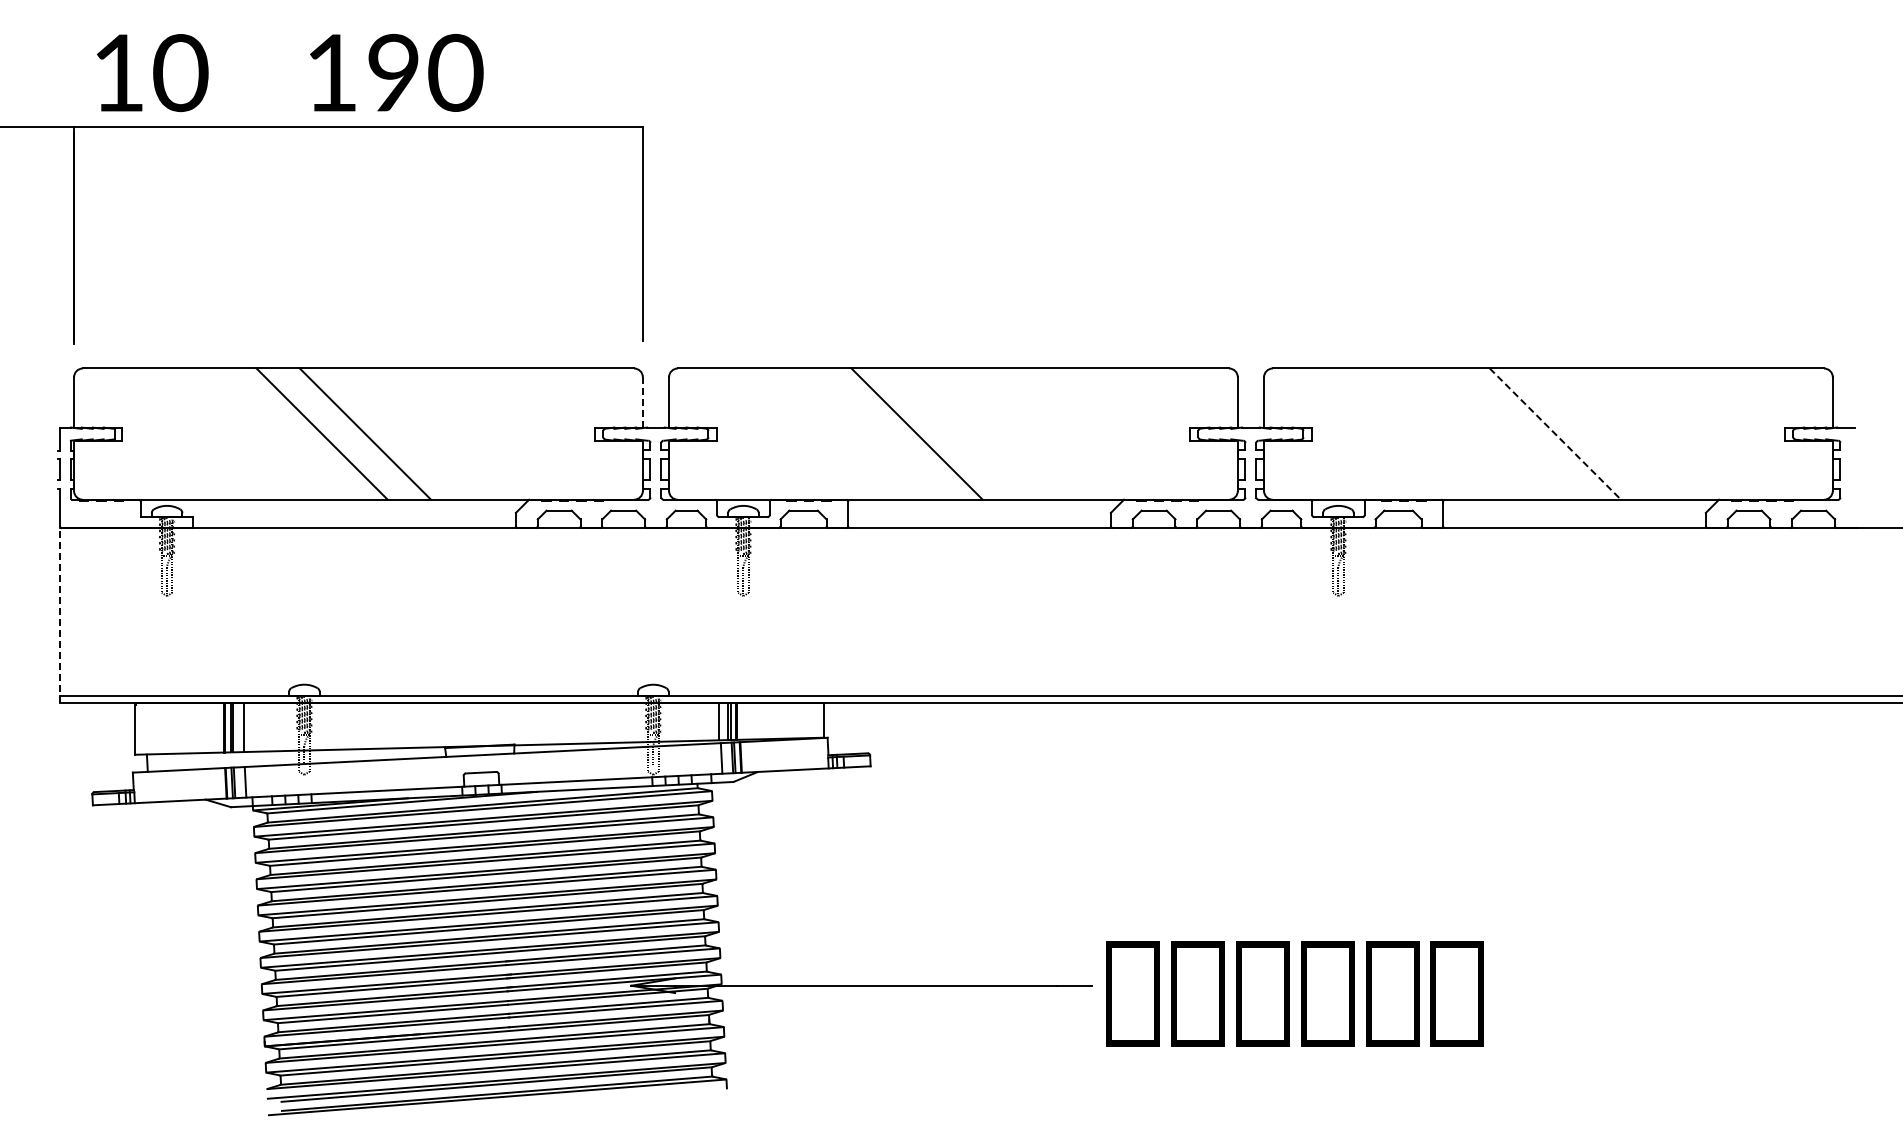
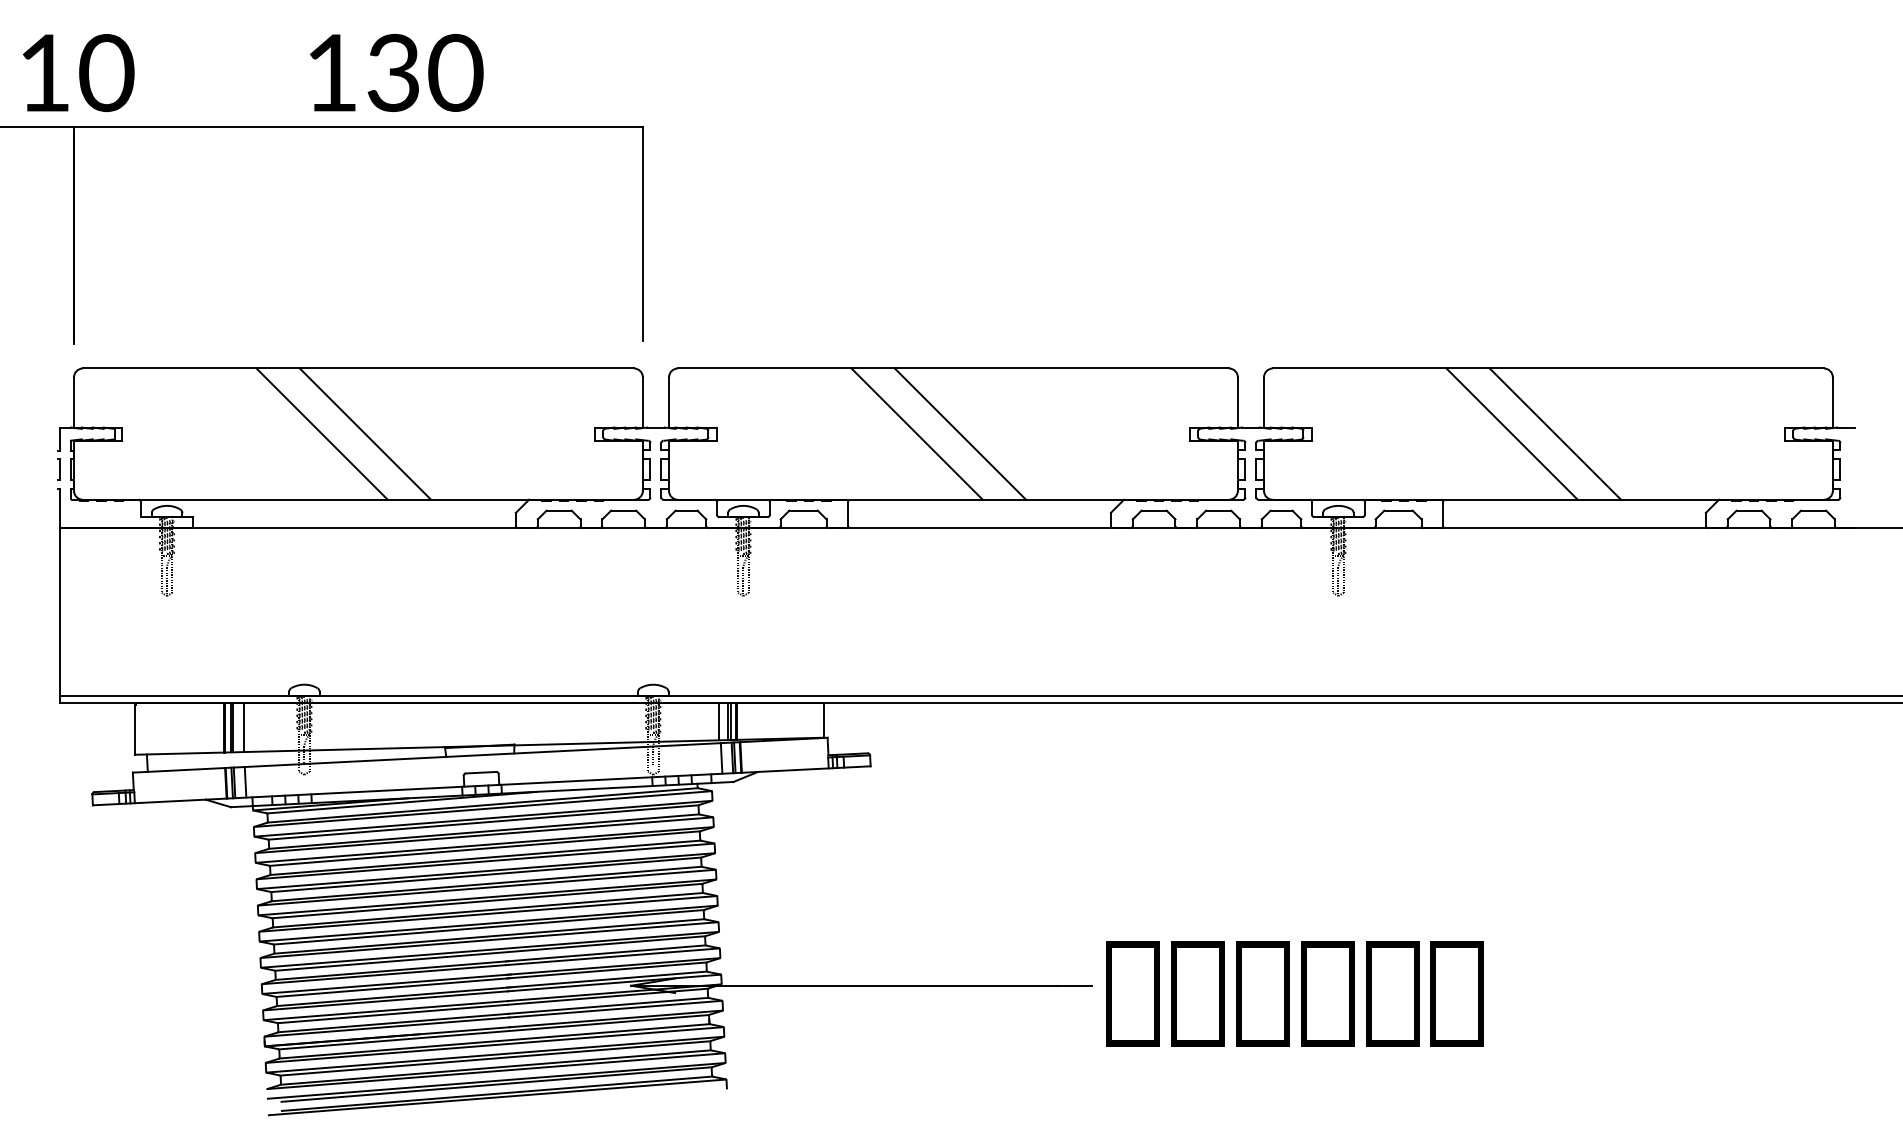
text position: (152, 73) -> (78, 73) (78, 73)
text: 190 -> 130 (392, 73)
line: dashed -> solid (642, 401)
line: none -> present (960, 433)
line: none -> present (1511, 433)
line: dashed -> solid (1555, 434)
line: dashed -> solid (59, 615)
